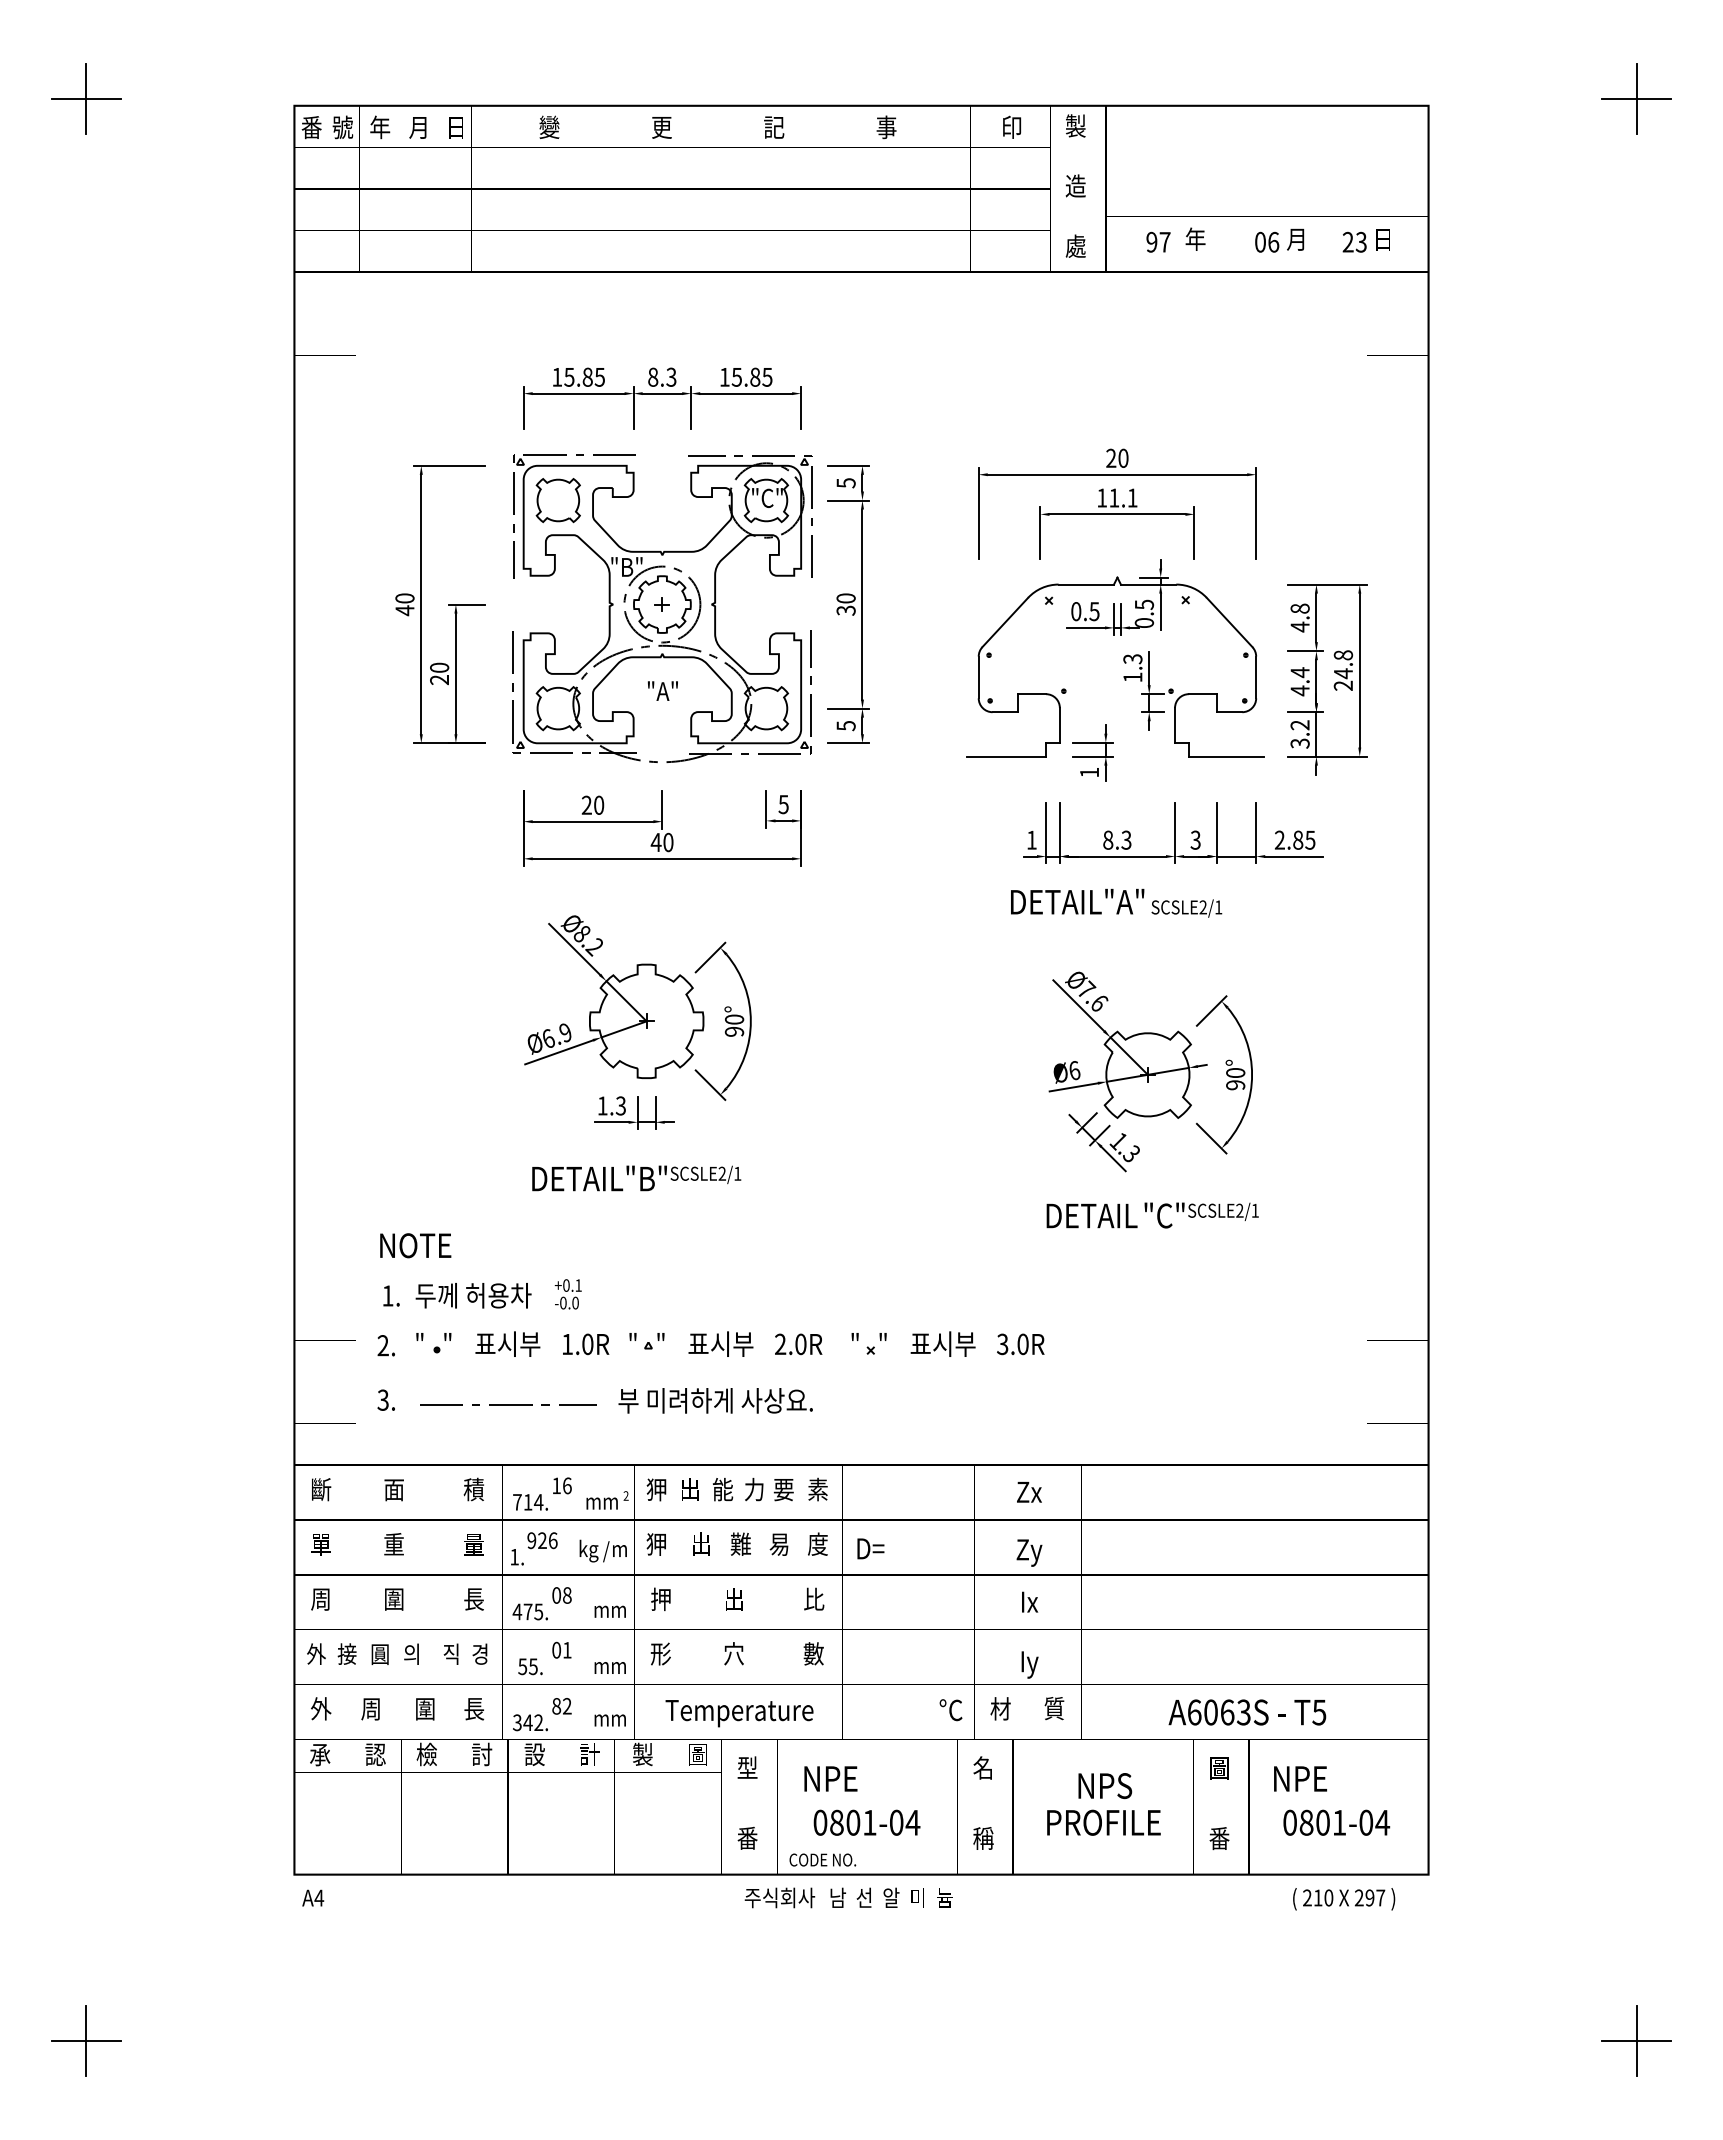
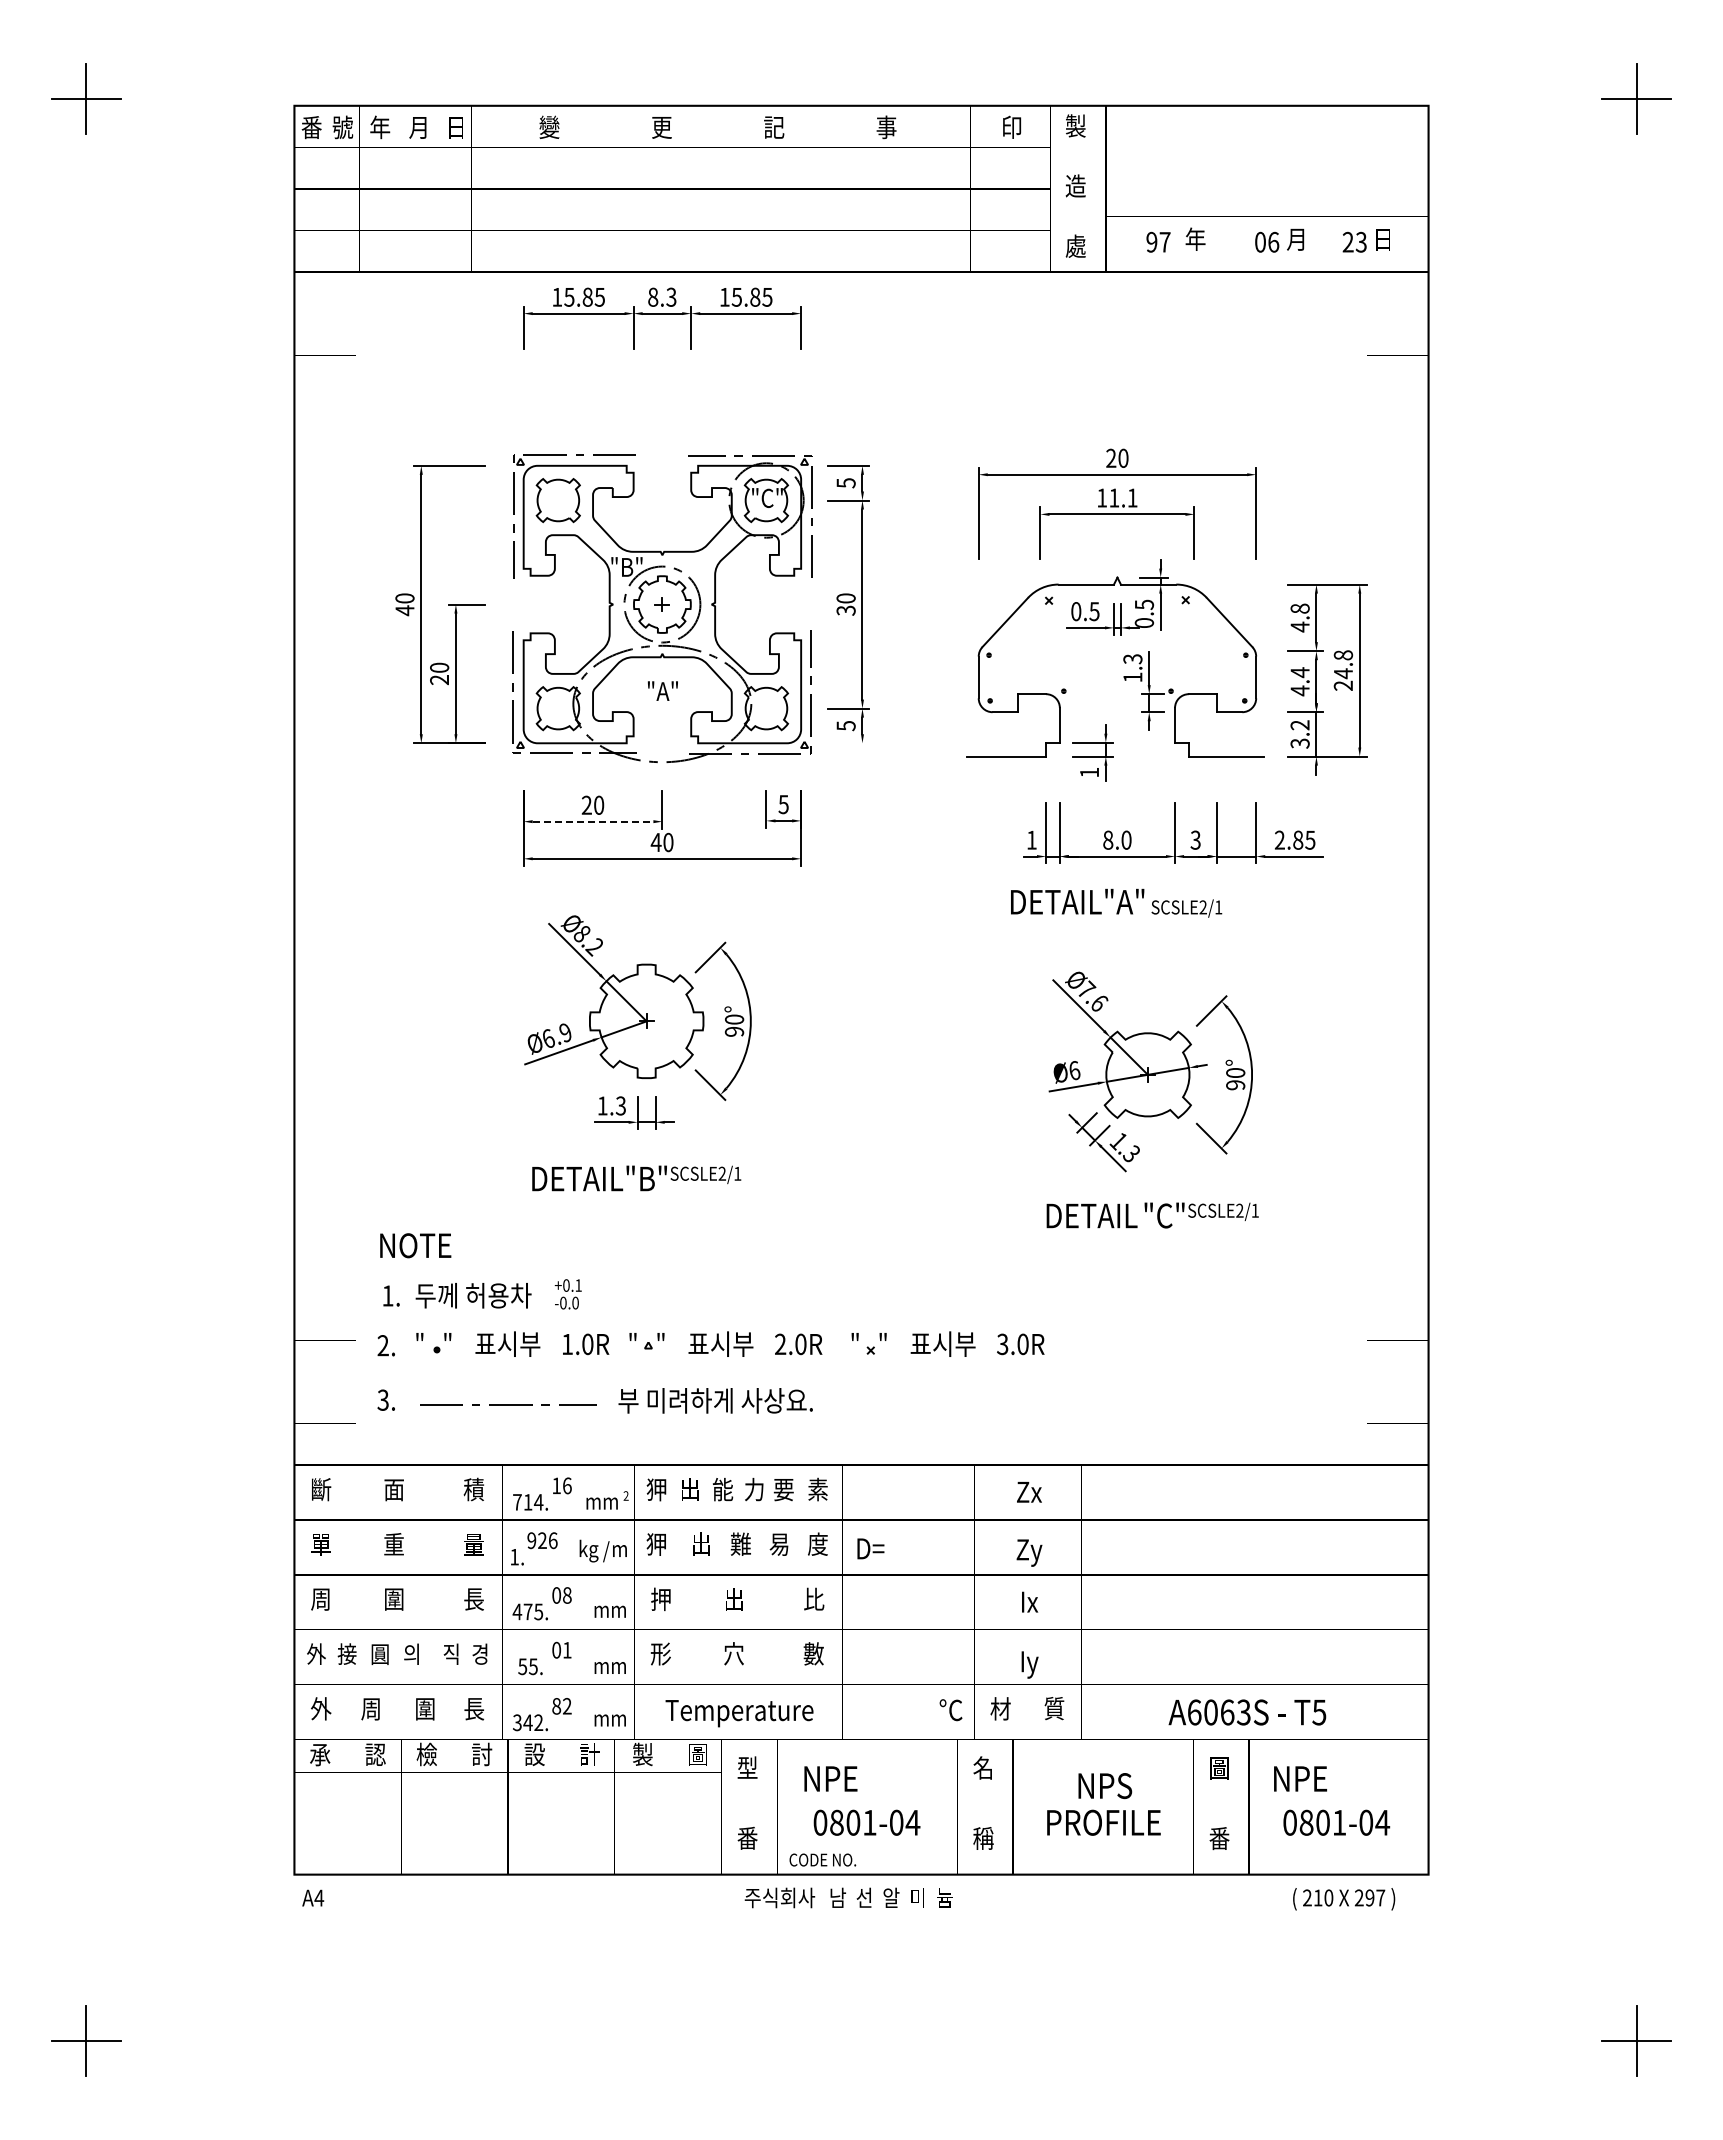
part position: (662, 398) -> (662, 318) (662, 318)
line: present -> none (848, 743)
line: solid -> dashed (593, 821)
text: 8.3 -> 8.0 (1126, 839)
